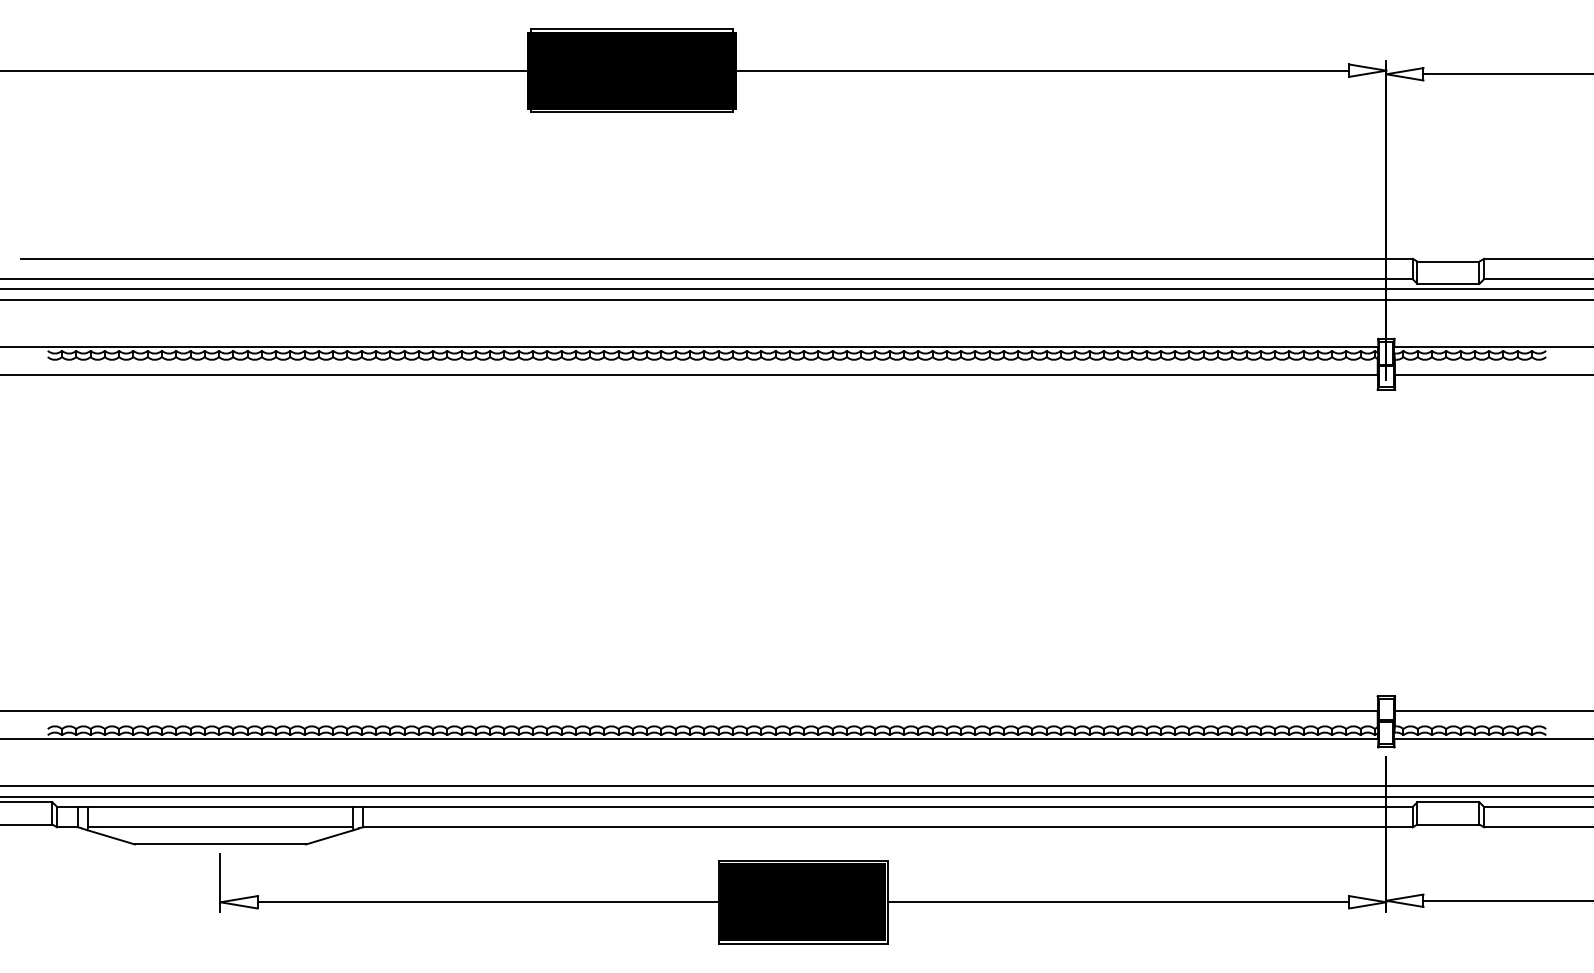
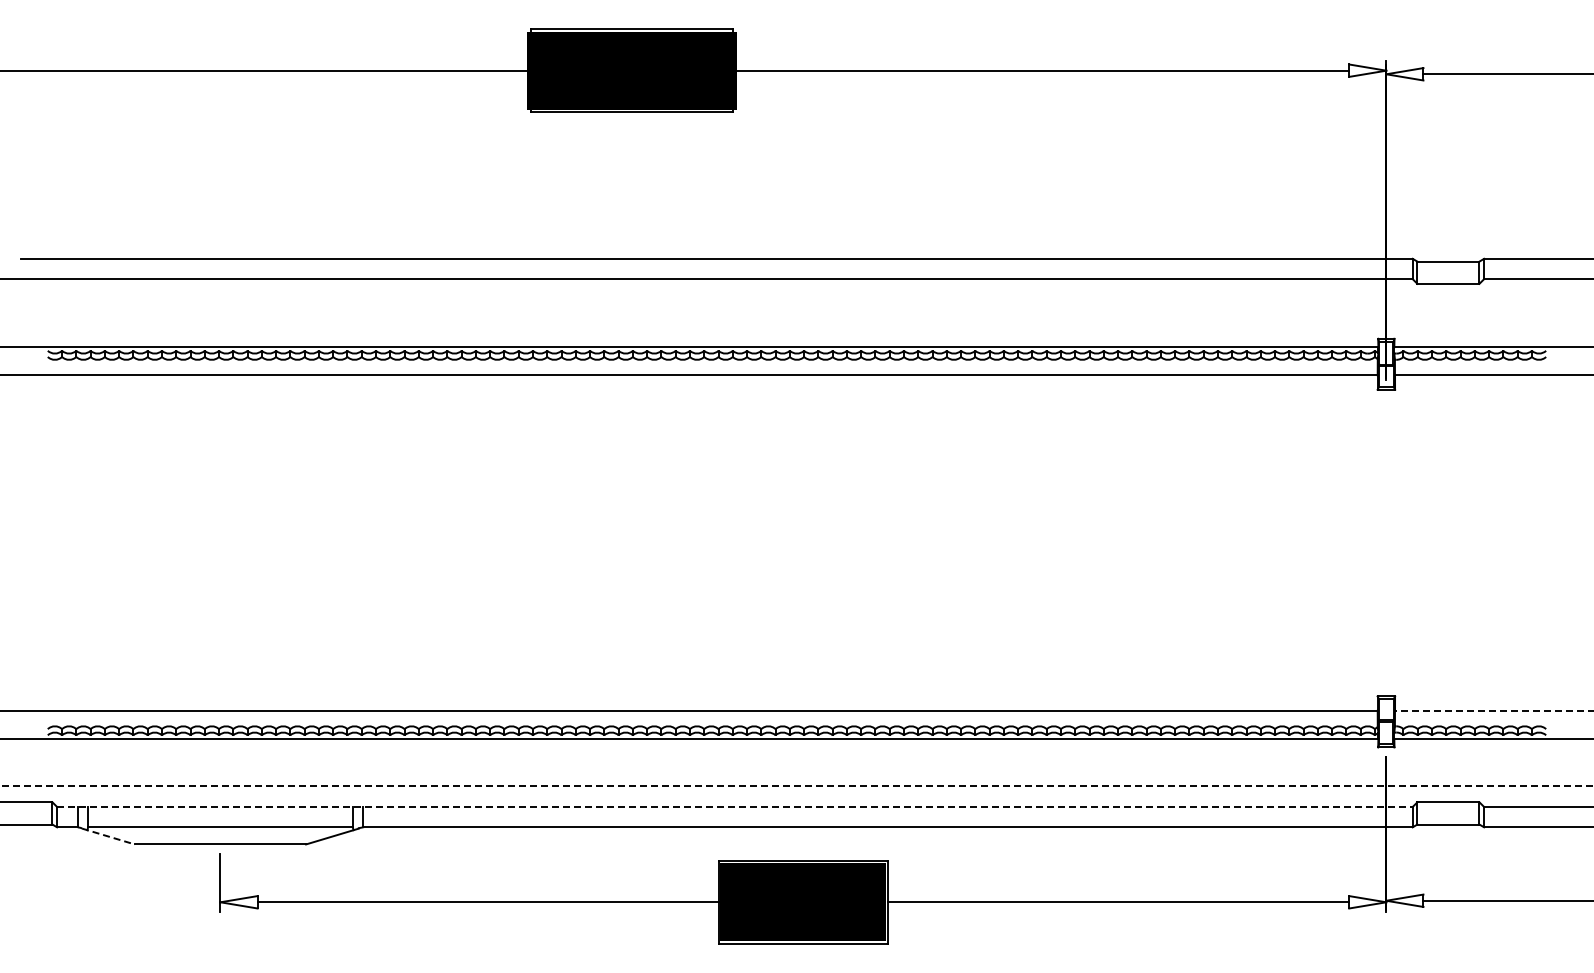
line: present -> none (796, 289)
line: present -> none (796, 300)
line: solid -> dashed (1494, 710)
line: solid -> dashed (796, 785)
line: present -> none (796, 796)
line: solid -> dashed (734, 806)
line: solid -> dashed (108, 836)
